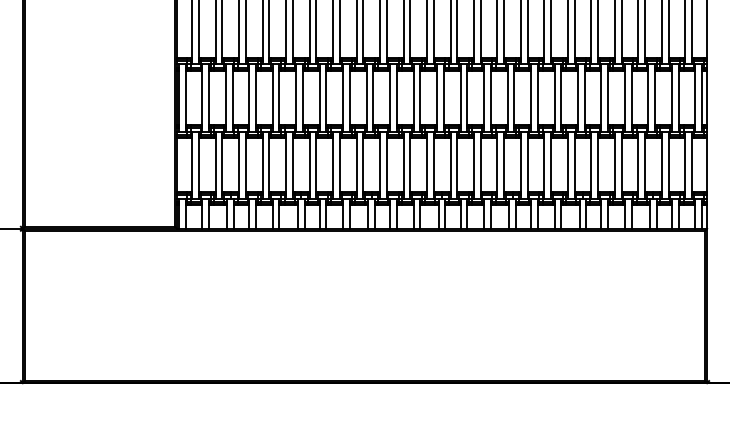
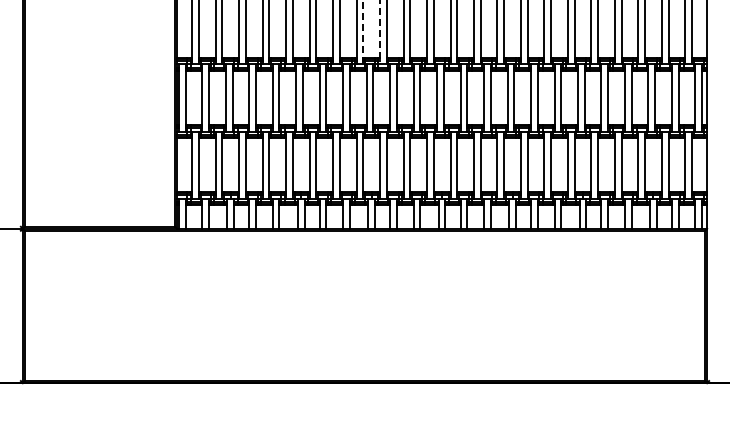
line: solid -> dashed (363, 31)
line: solid -> dashed (380, 32)
